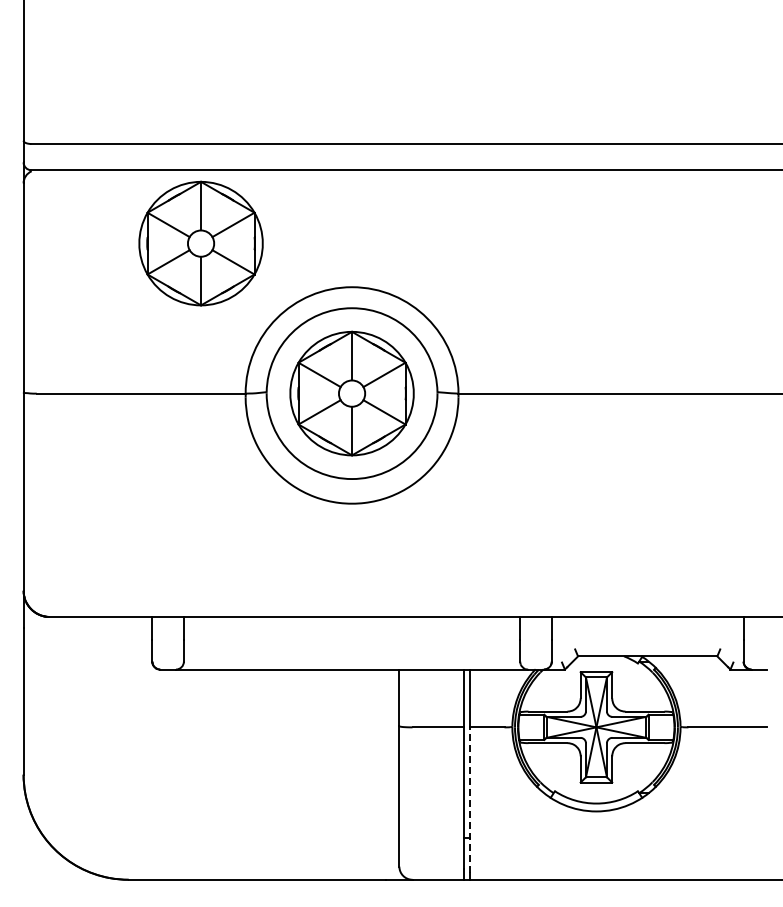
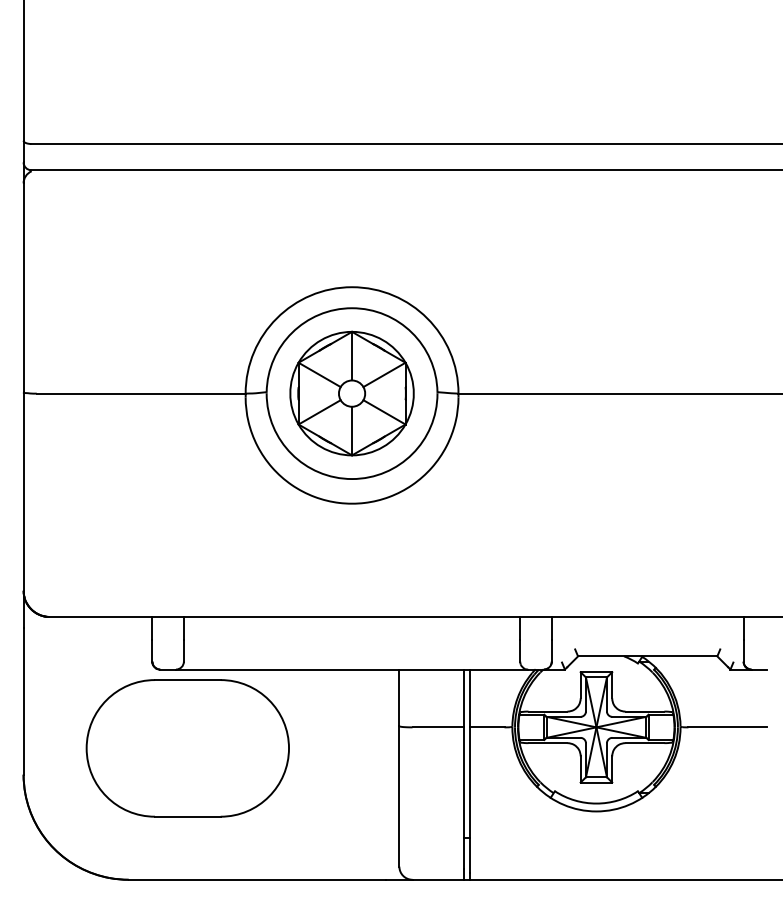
part: present -> none (200, 243)
part: none -> present (187, 748)
line: dashed -> solid (470, 800)
